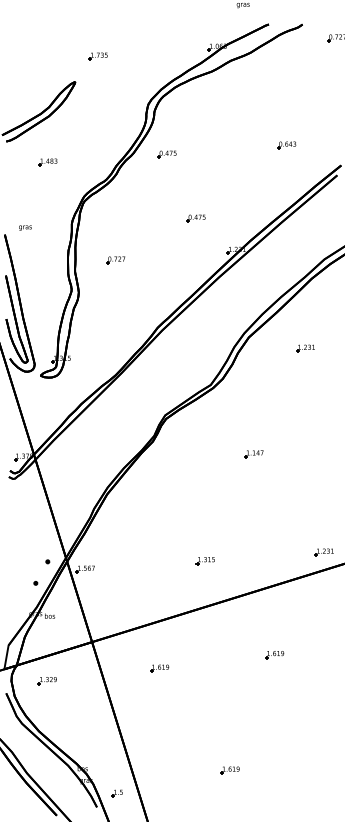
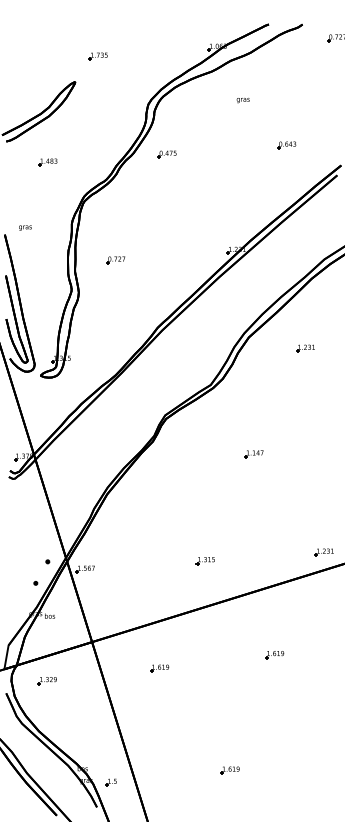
text position: (242, 5) -> (242, 100) (242, 100)
part: present -> none (195, 218)
part position: (116, 793) -> (110, 782) (110, 782)
